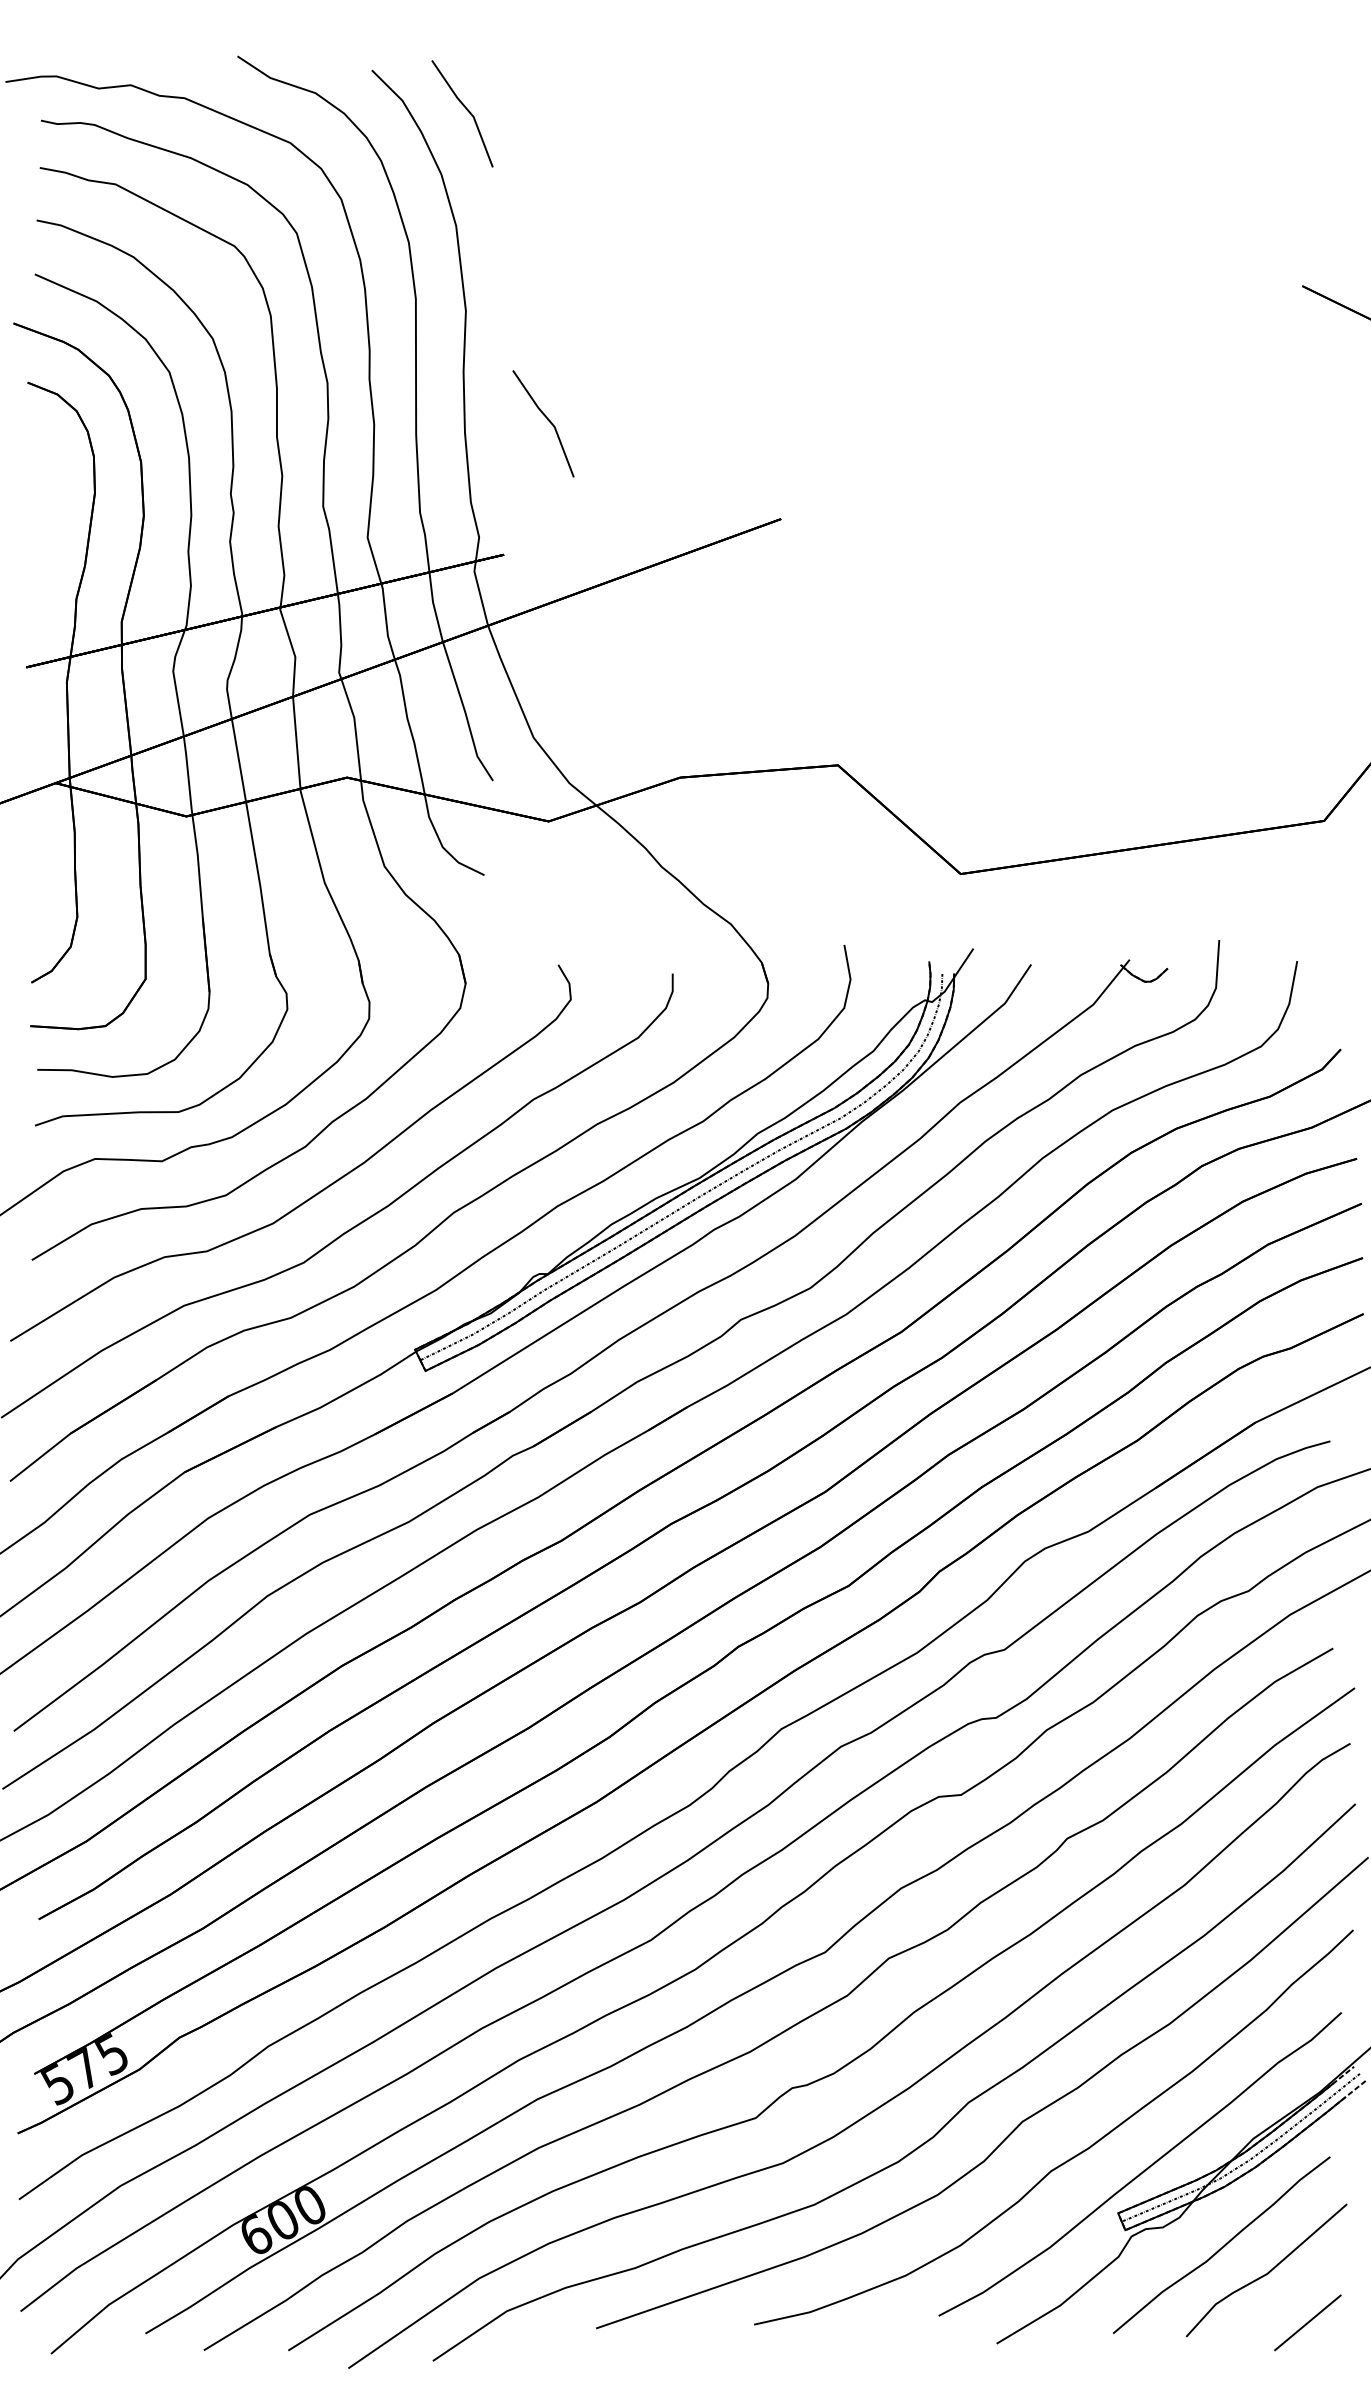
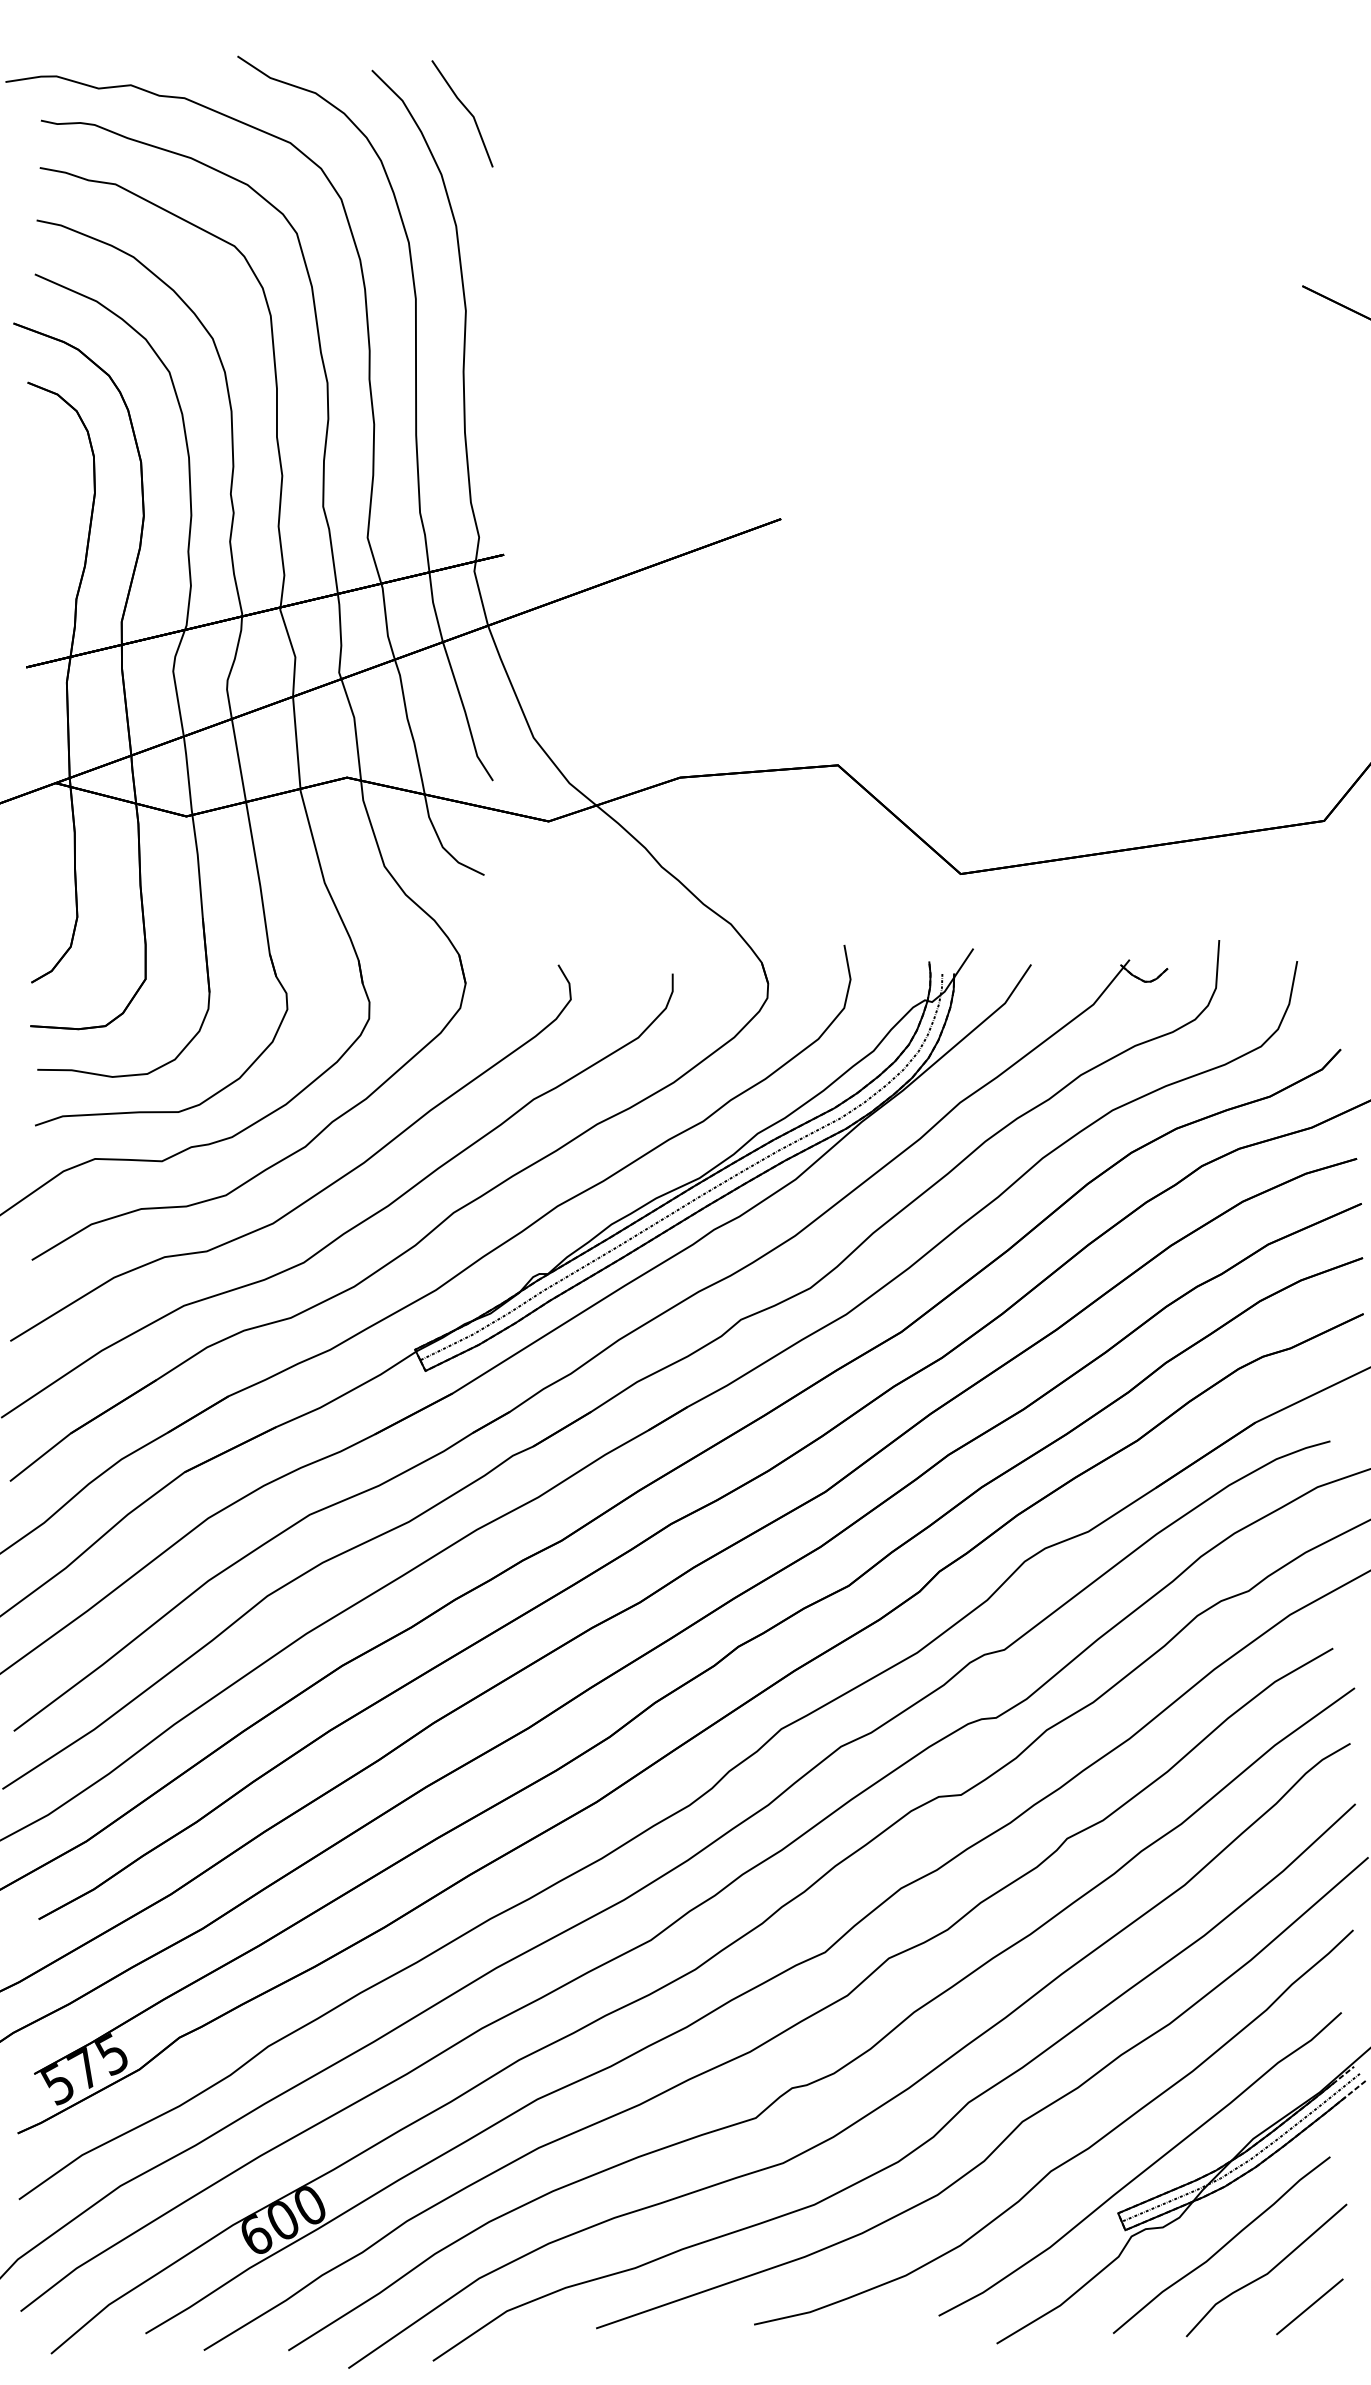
part: present -> none (543, 423)
line position: (1307, 2322) -> (1309, 2306) (1309, 2306)
